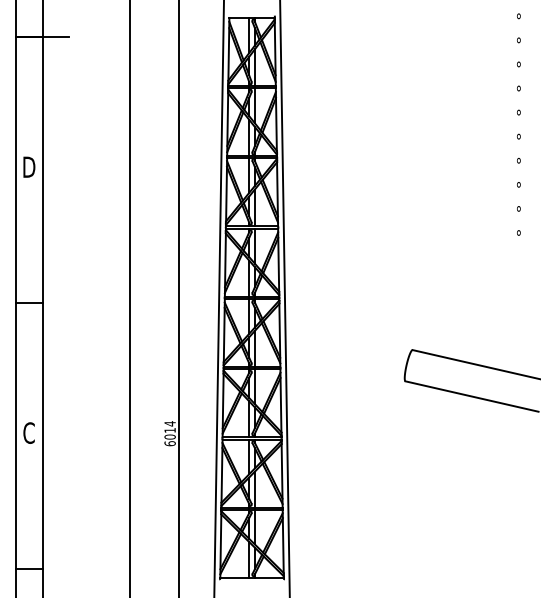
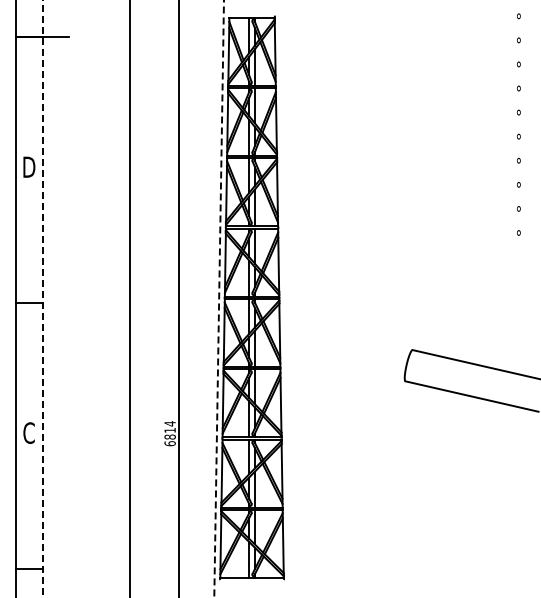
line: solid -> dashed (42, 298)
line: present -> none (284, 298)
line: solid -> dashed (219, 299)
text: 6014 -> 6814 (169, 436)
